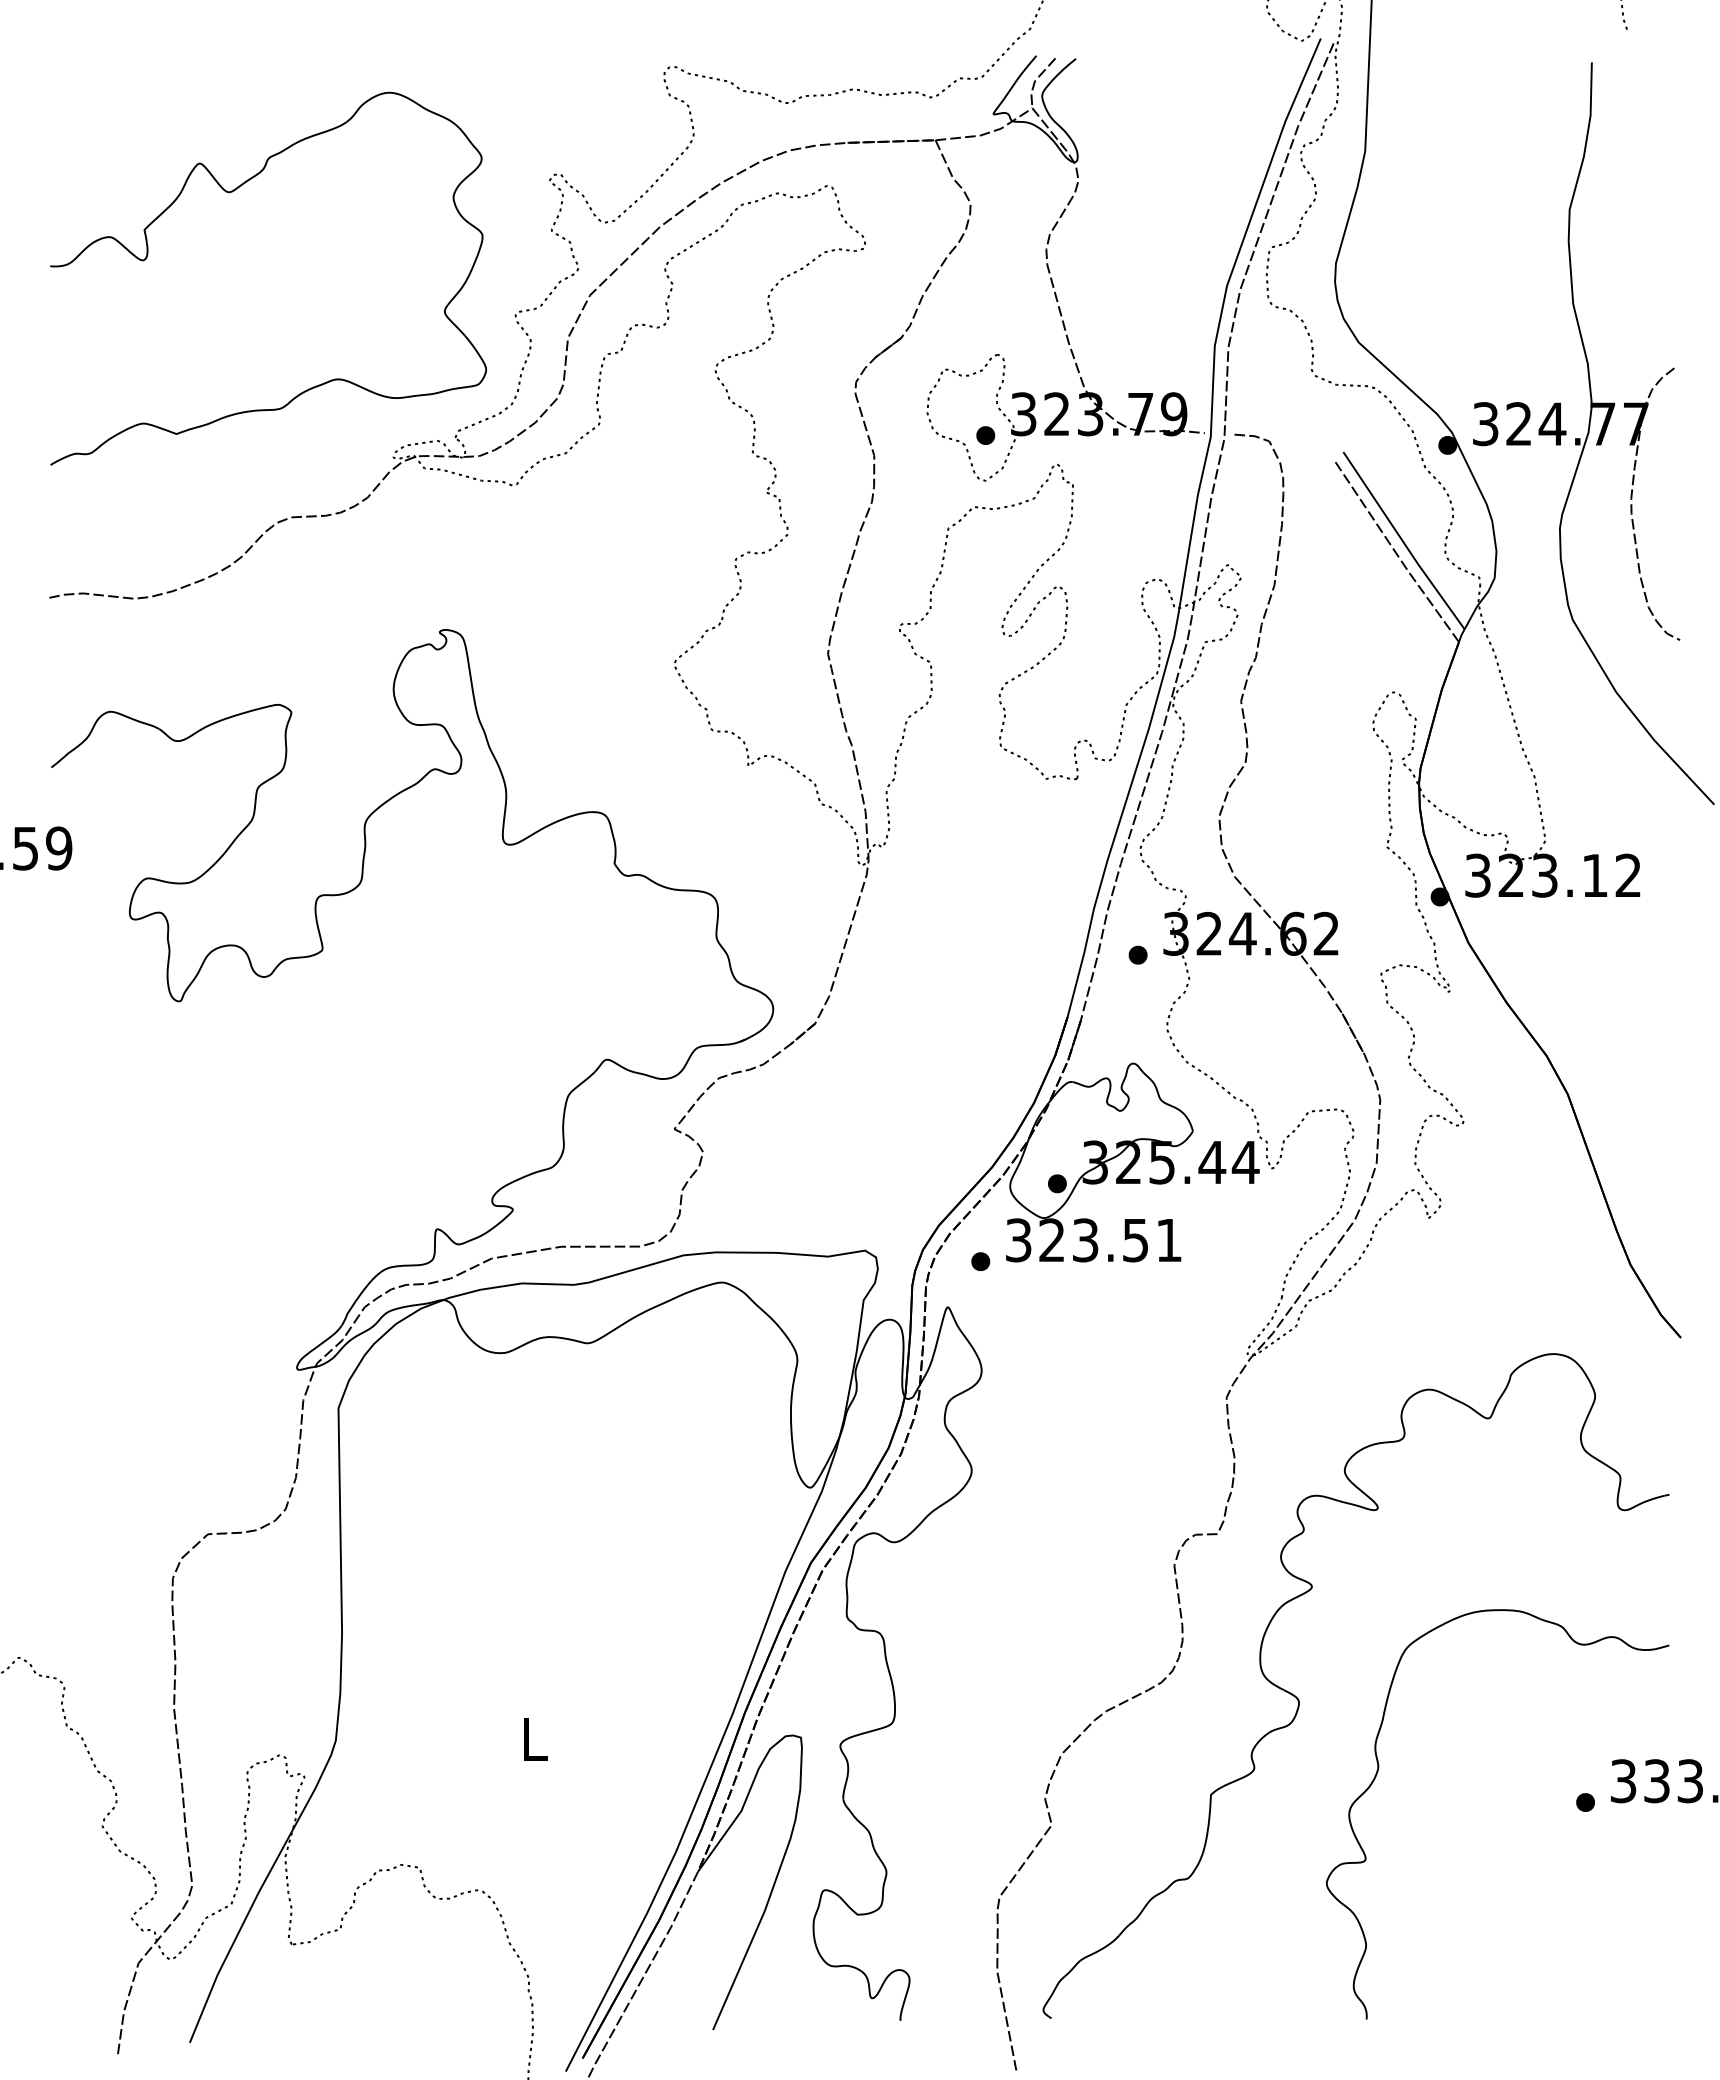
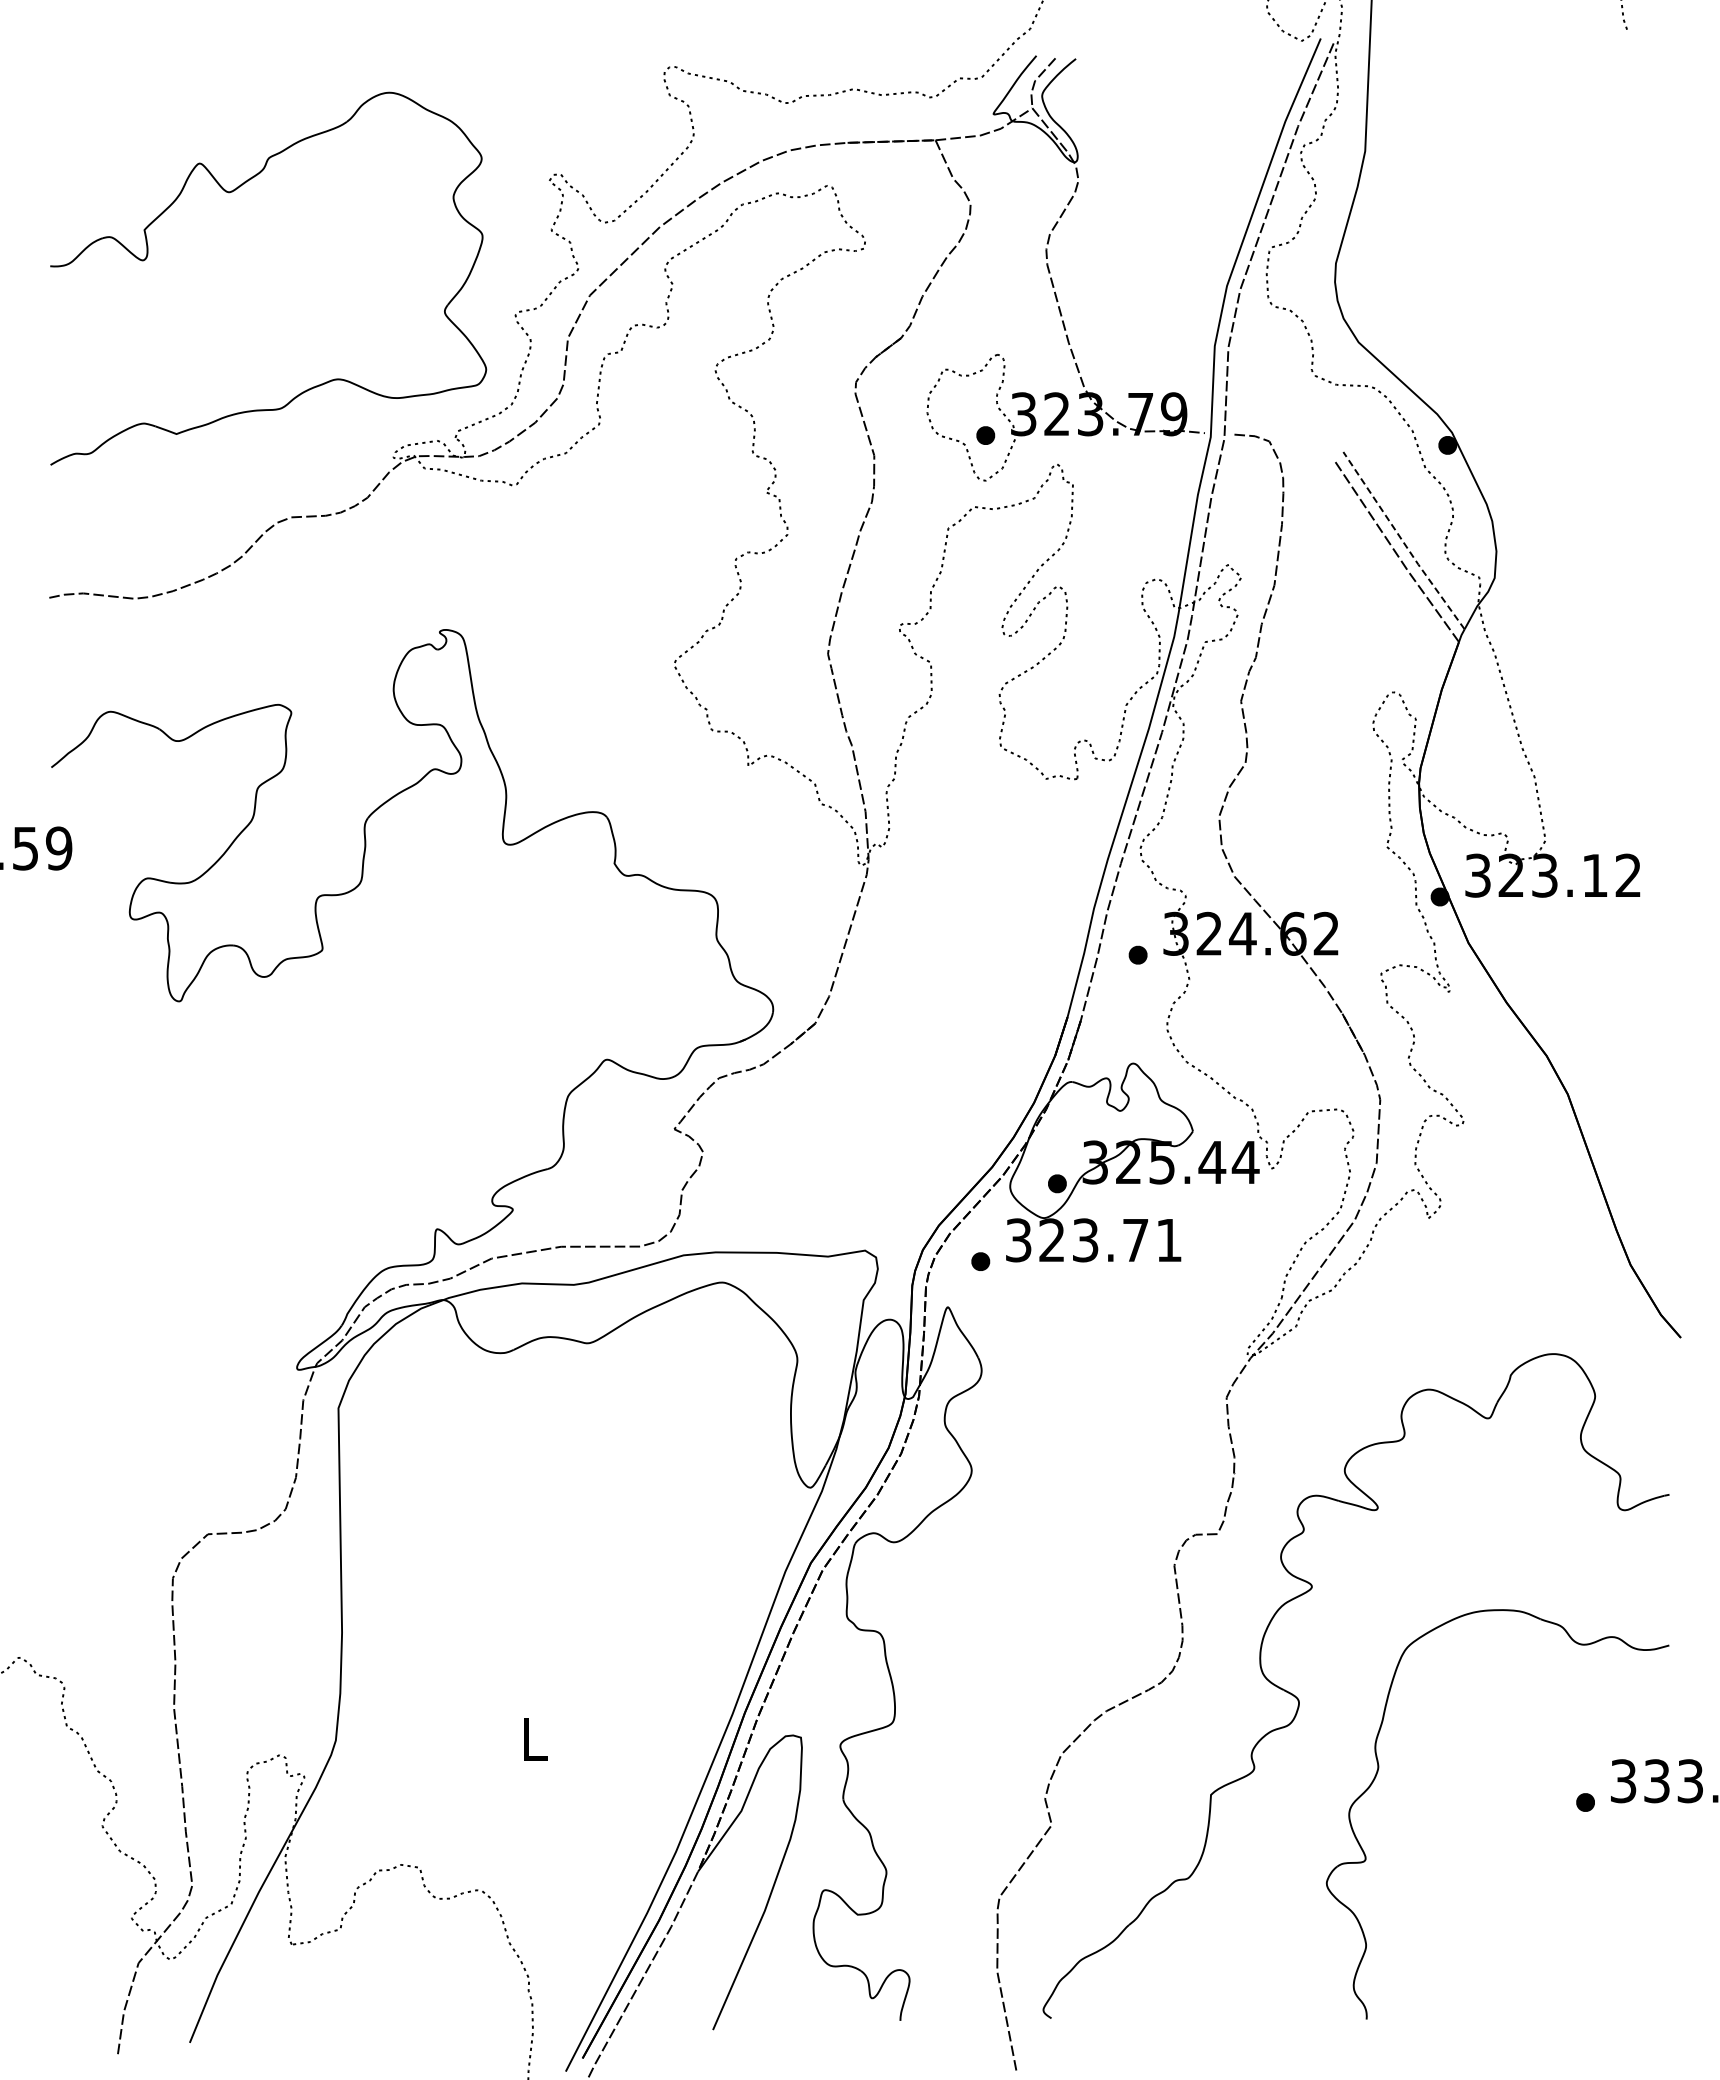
part: present -> none (1593, 433)
line: solid -> dashed (1402, 541)
text: 323.51 -> 323.71 (1135, 1240)
